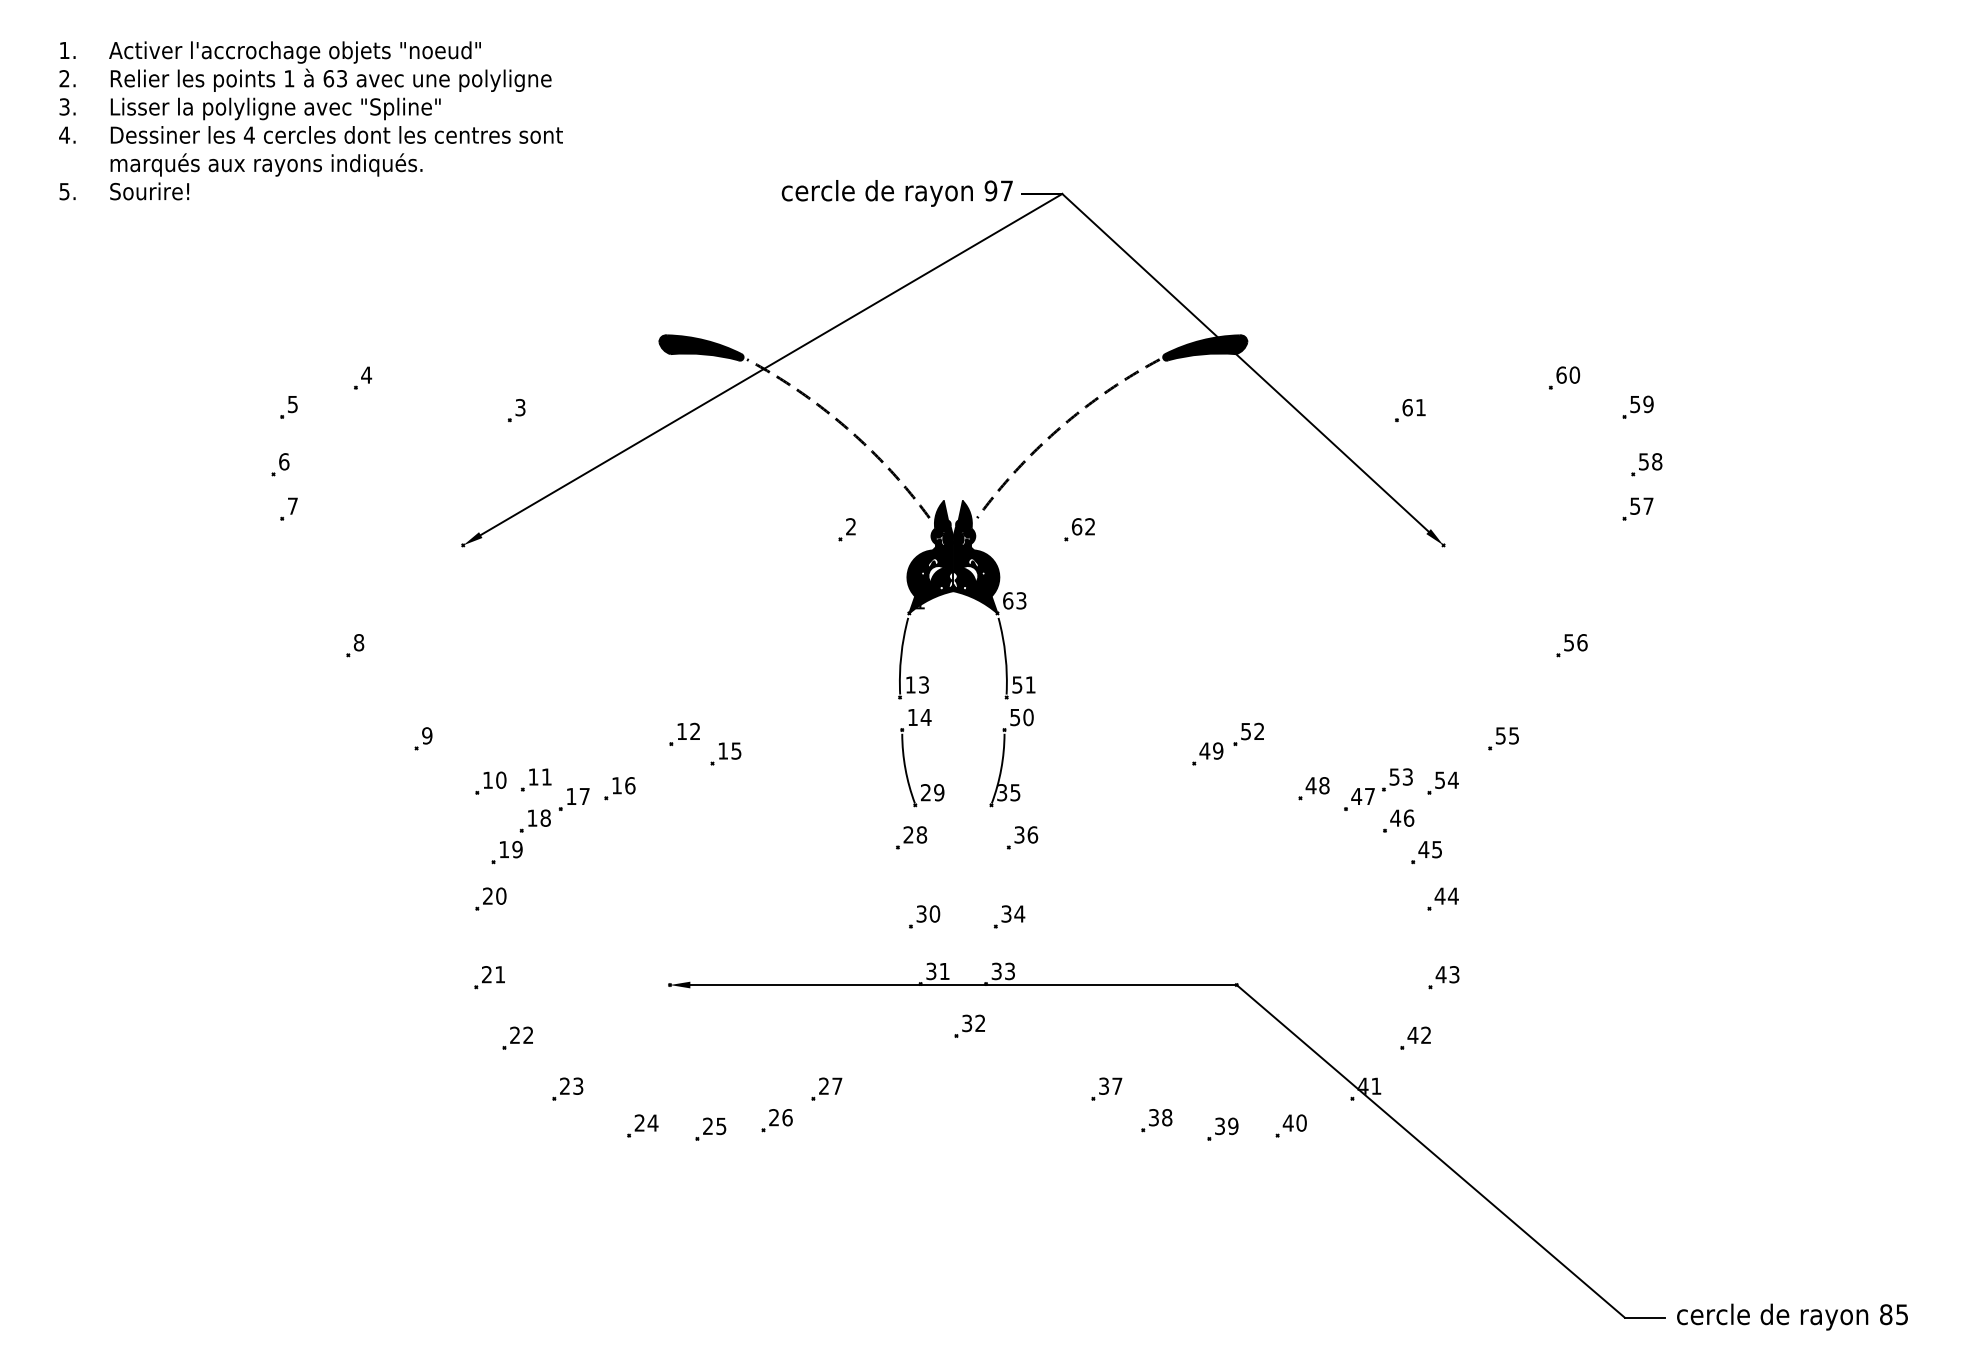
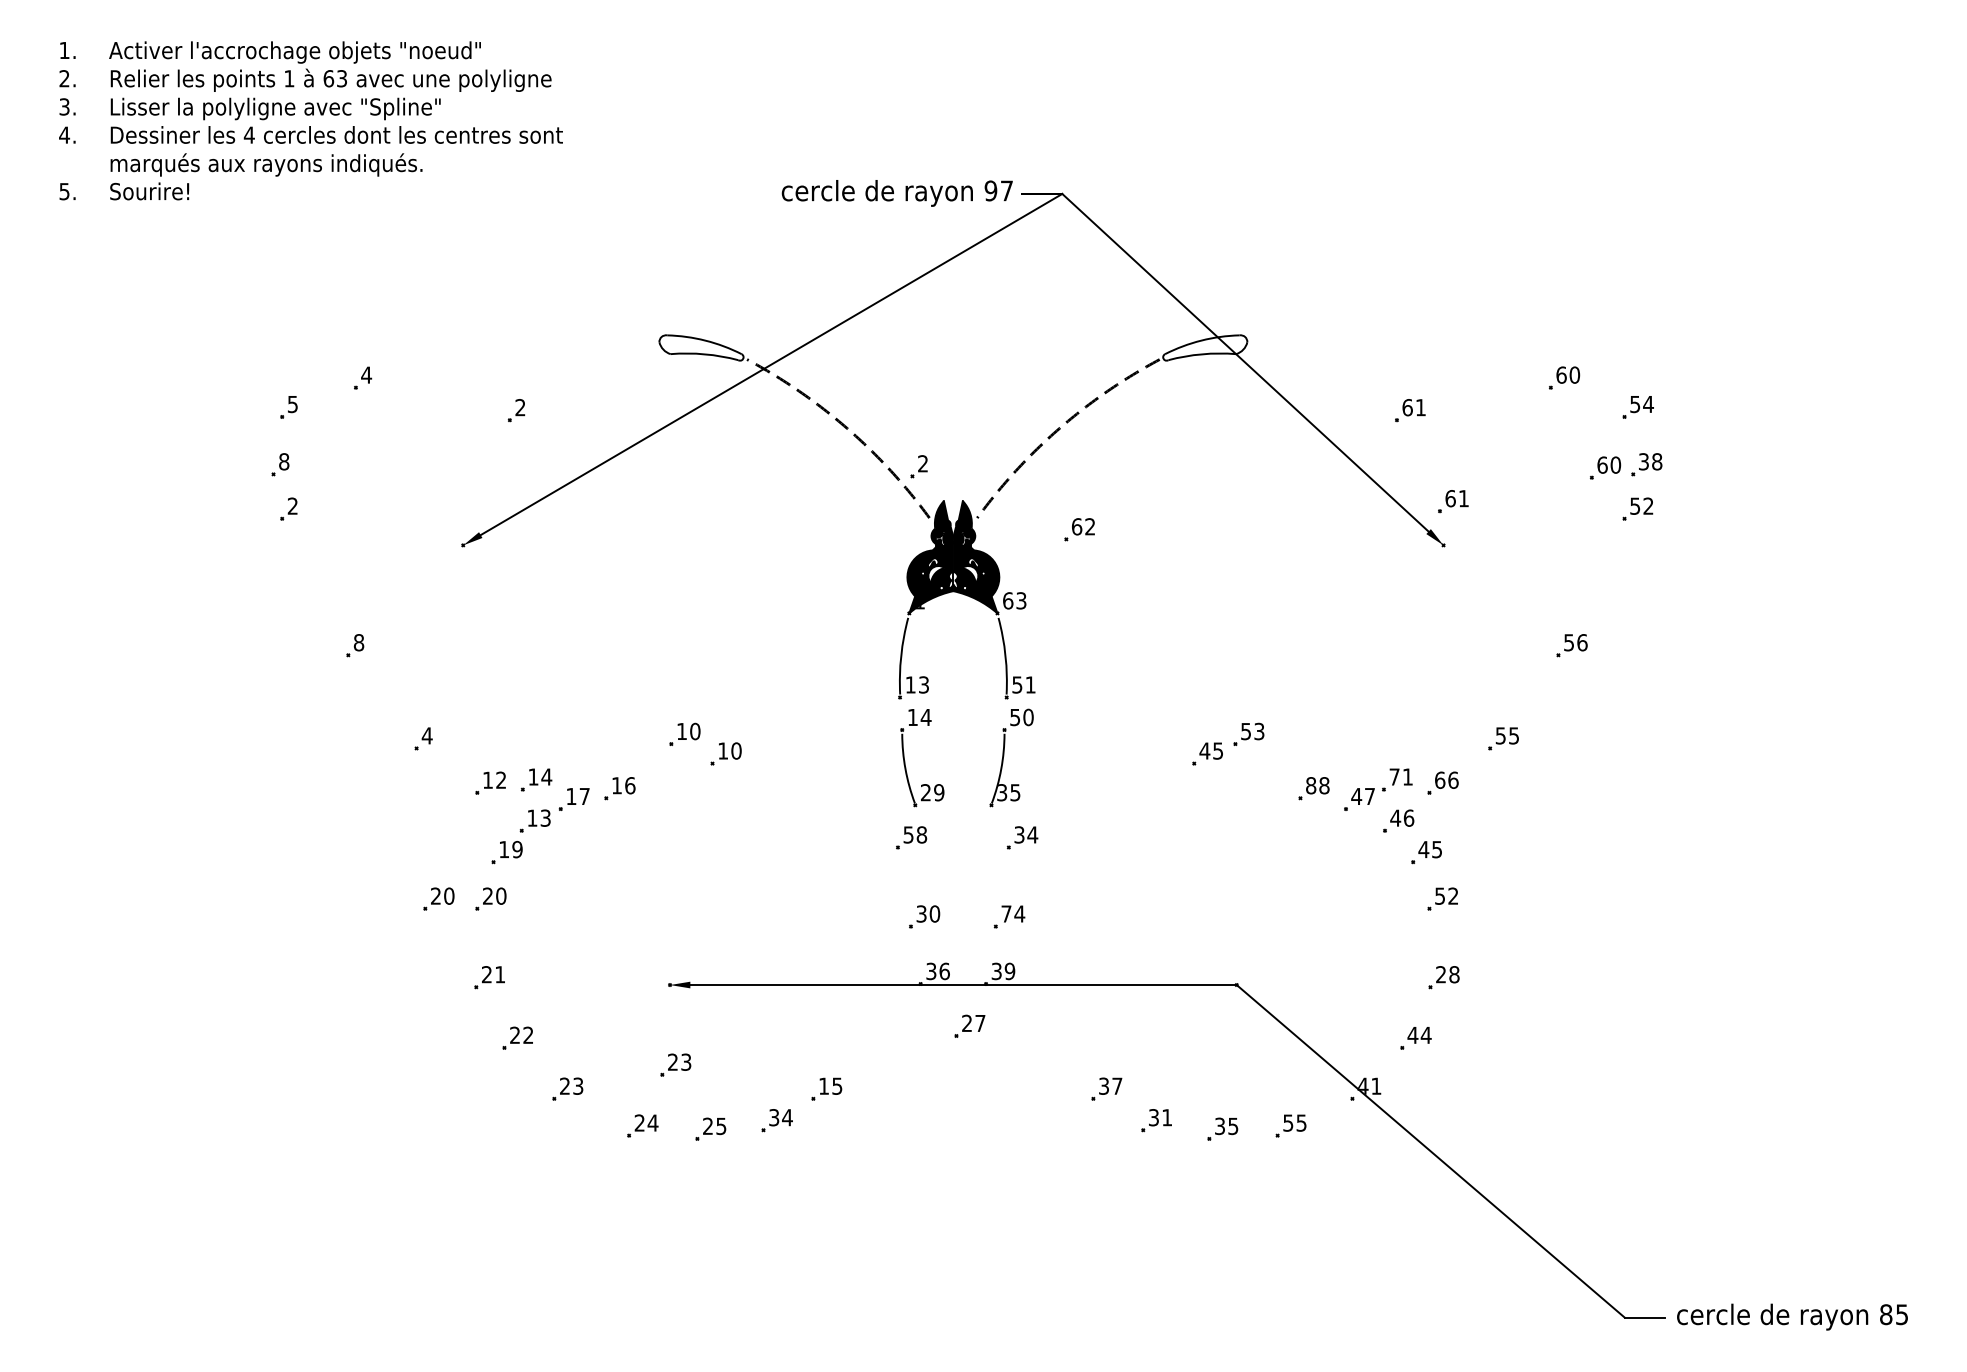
fill: present -> none (701, 347)
fill: present -> none (1205, 347)
text: 59 -> 54 (1648, 404)
text: 3 -> 2 (520, 407)
text: 6 -> 8 (284, 461)
text: 58 -> 38 (1643, 461)
part: none -> present (1605, 467)
part: none -> present (1453, 501)
text: 7 -> 2 (292, 505)
text: 57 -> 52 (1648, 505)
part position: (846, 529) -> (918, 466) (918, 466)
text: 12 -> 10 (695, 731)
text: 52 -> 53 (1259, 731)
text: 9 -> 4 (426, 735)
text: 15 -> 10 (736, 750)
text: 49 -> 45 (1218, 750)
text: 11 -> 14 (546, 776)
text: 53 -> 71 (1400, 776)
text: 10 -> 12 (501, 779)
text: 54 -> 66 (1446, 779)
text: 48 -> 88 (1310, 785)
text: 18 -> 13 (545, 817)
text: 28 -> 58 (908, 834)
text: 36 -> 34 (1032, 834)
text: 44 -> 52 (1446, 895)
part: none -> present (438, 898)
text: 34 -> 74 (1006, 913)
text: 33 -> 39 (1009, 970)
text: 31 -> 36 (944, 971)
text: 43 -> 28 (1447, 974)
text: 32 -> 27 (973, 1023)
text: 42 -> 44 (1425, 1034)
part: none -> present (675, 1064)
text: 27 -> 15 (830, 1085)
text: 26 -> 34 (780, 1117)
text: 38 -> 31 (1167, 1117)
text: 40 -> 55 (1294, 1122)
text: 39 -> 35 (1233, 1125)
